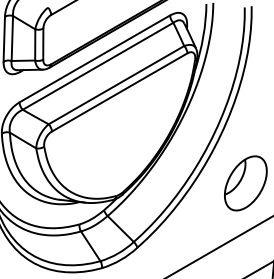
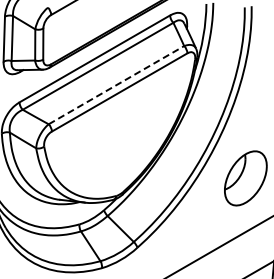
line: solid -> dashed (116, 84)
part position: (245, 183) -> (245, 178) (245, 178)
